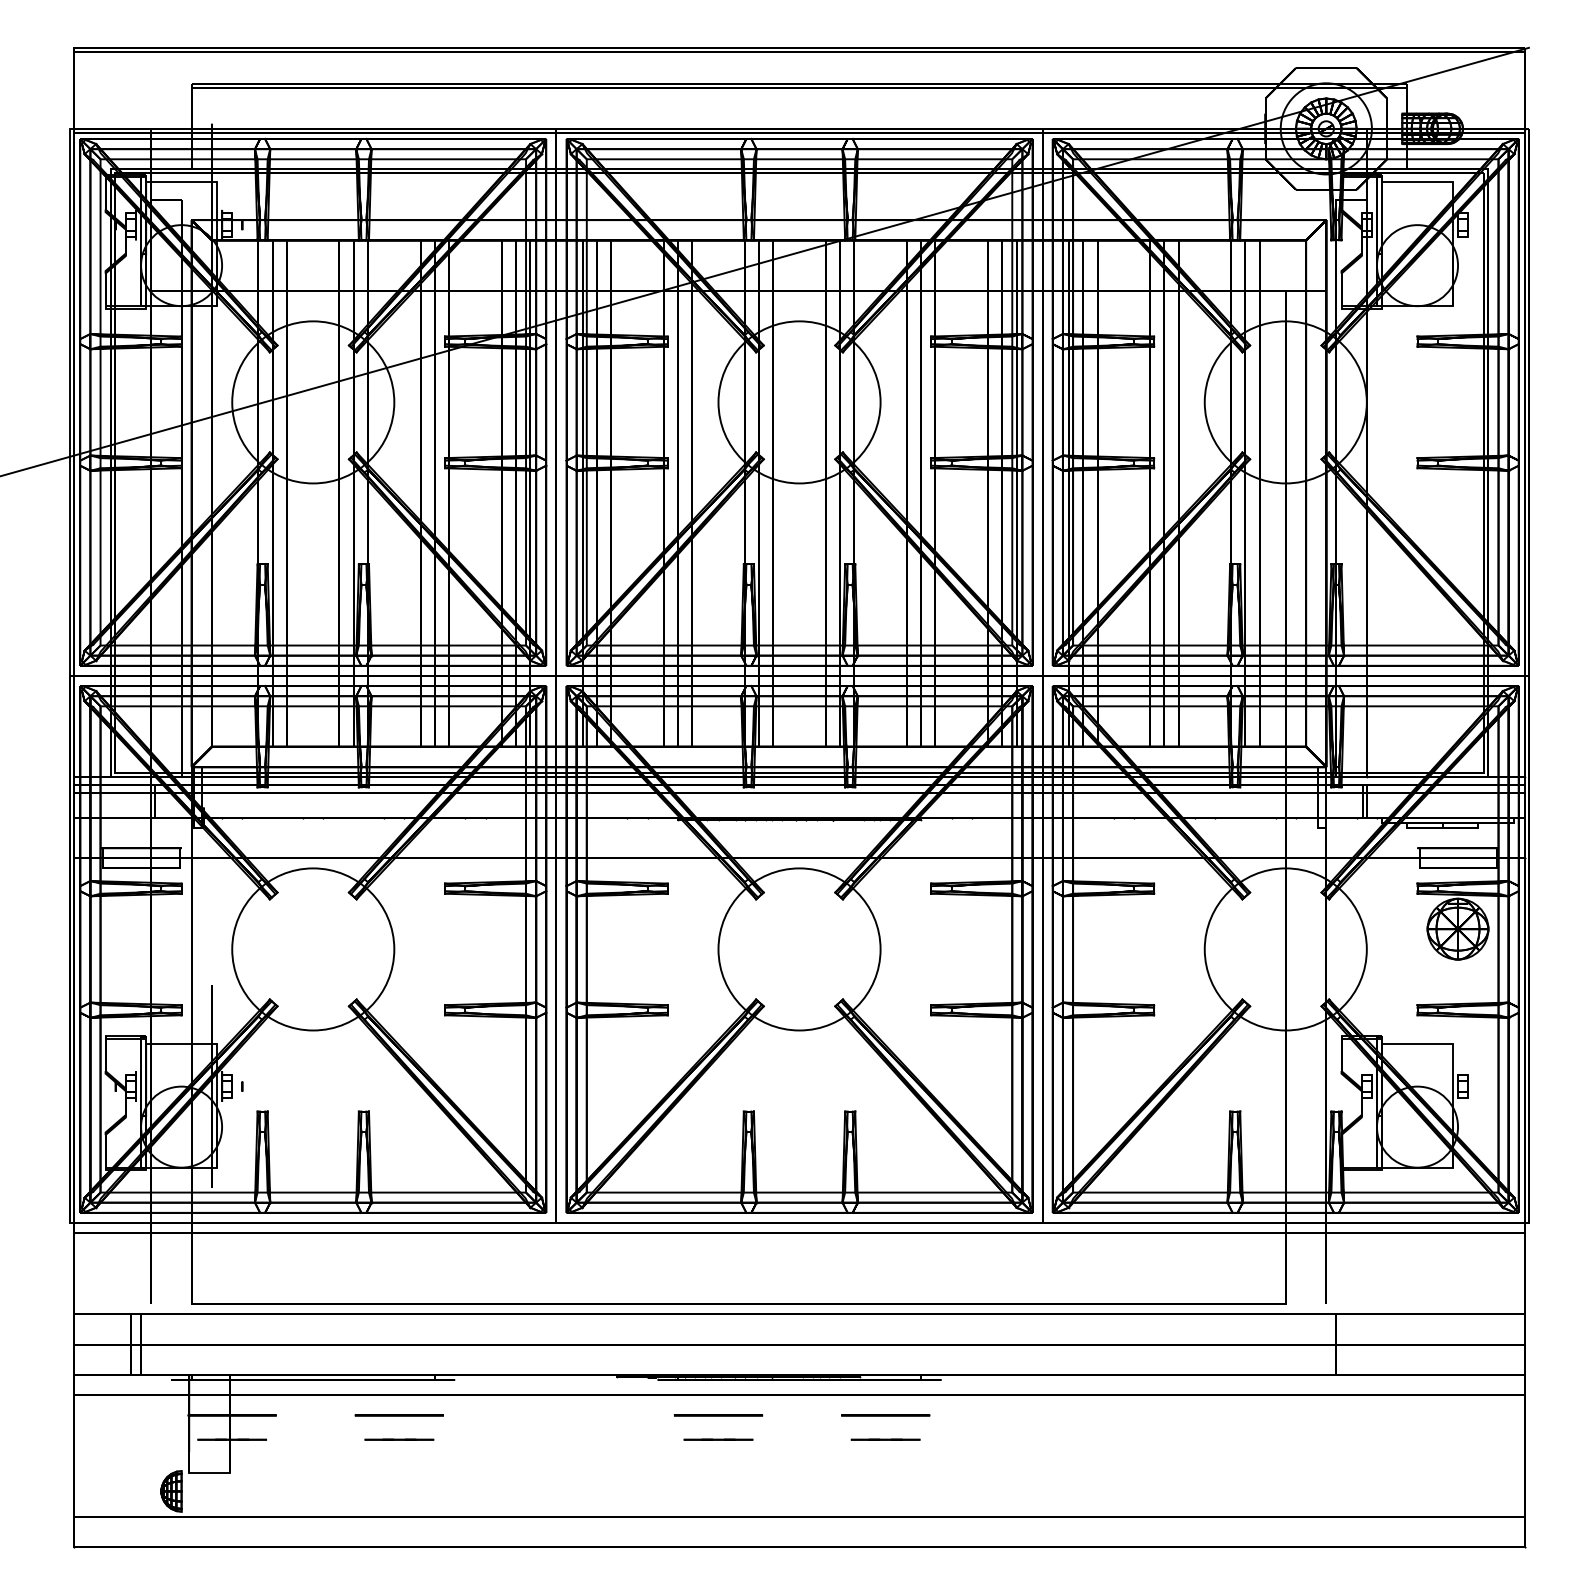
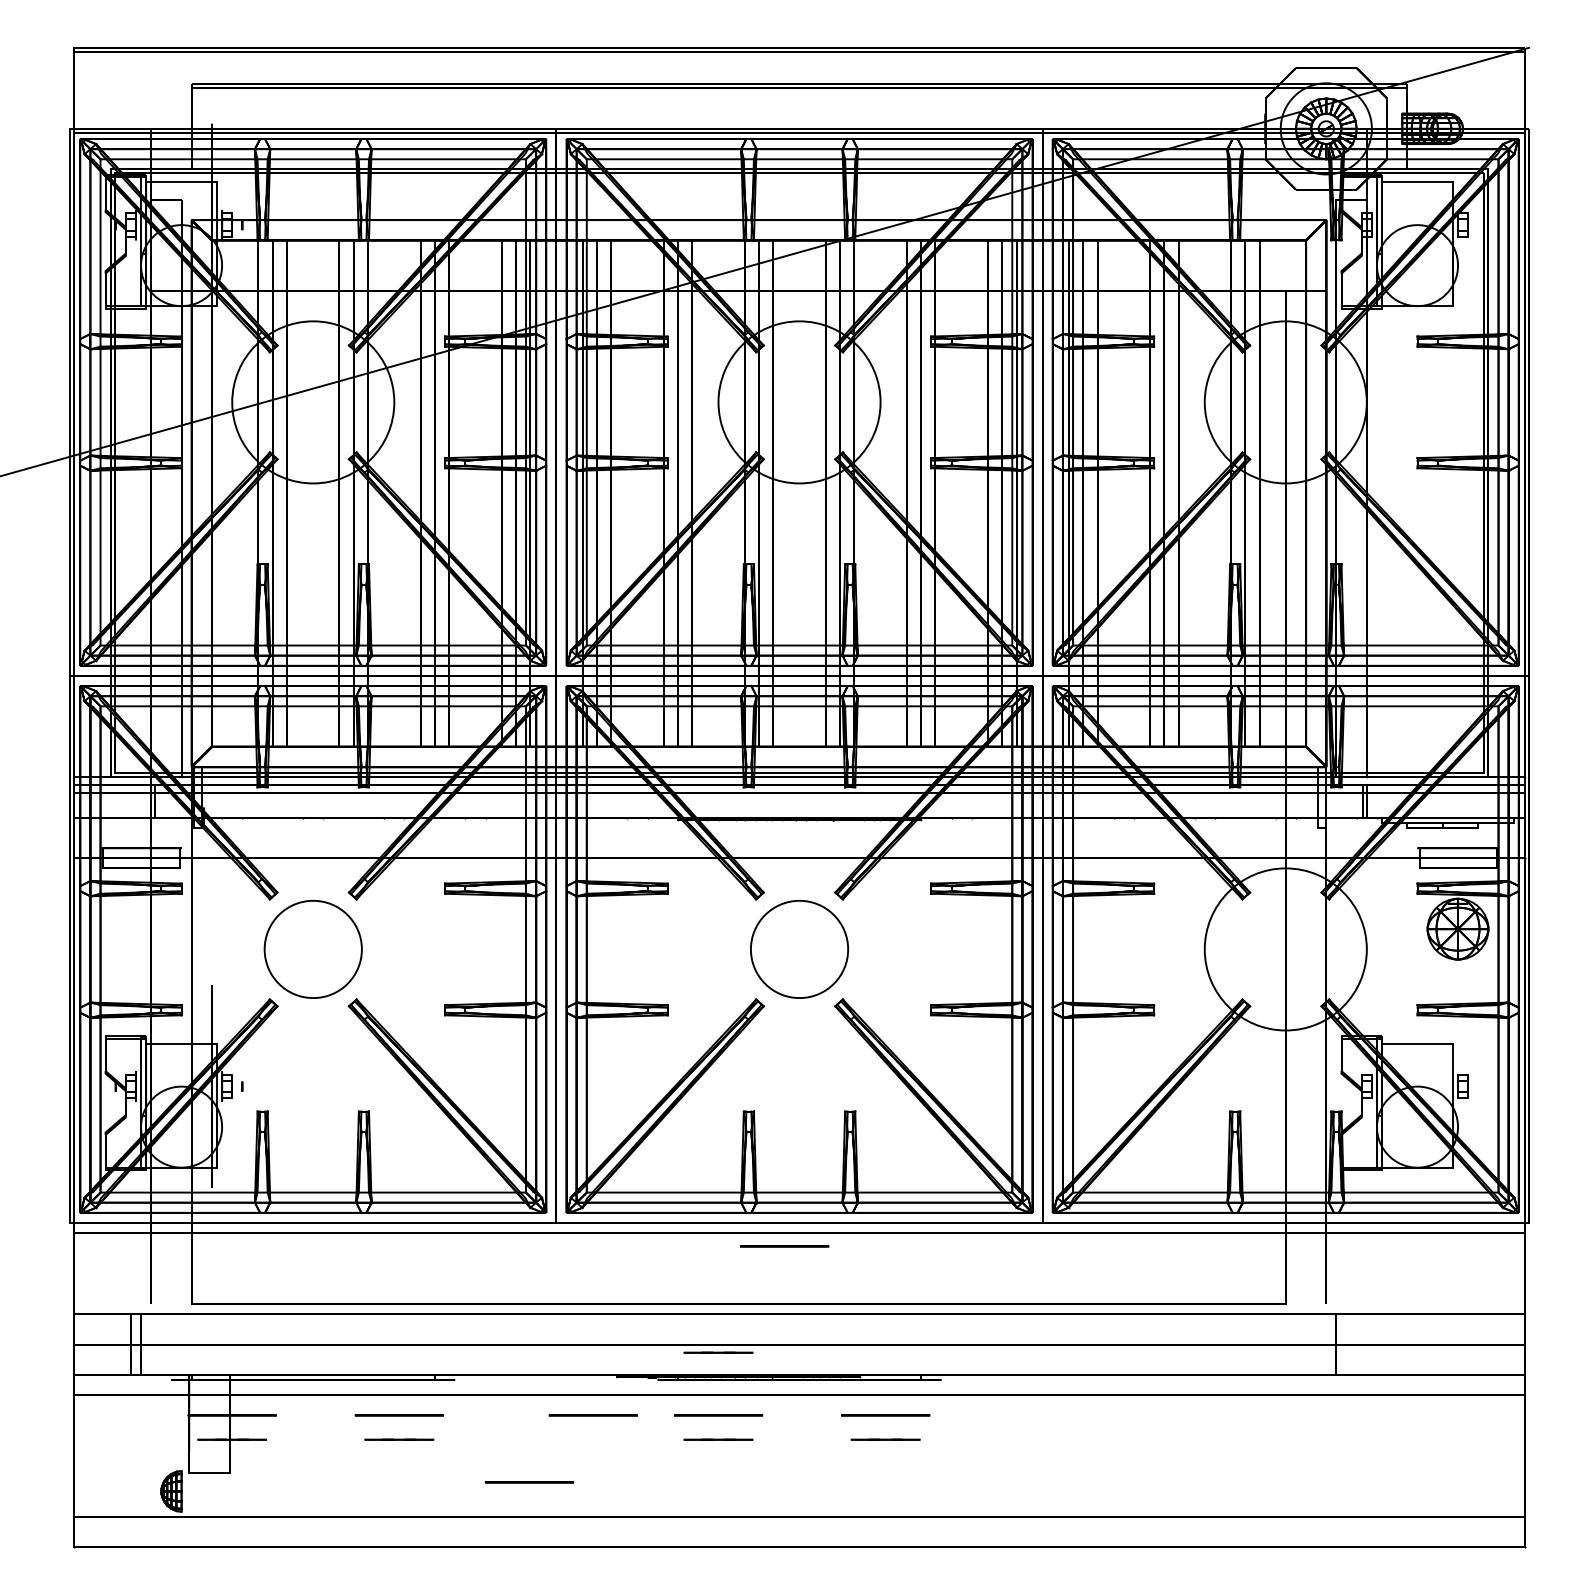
circle diameter: 162 px -> 97 px (312, 949)
circle diameter: 162 px -> 97 px (799, 949)
circle: none -> present (784, 1246)
line: none -> present (718, 1352)
circle: none -> present (592, 1415)
circle: none -> present (529, 1482)
